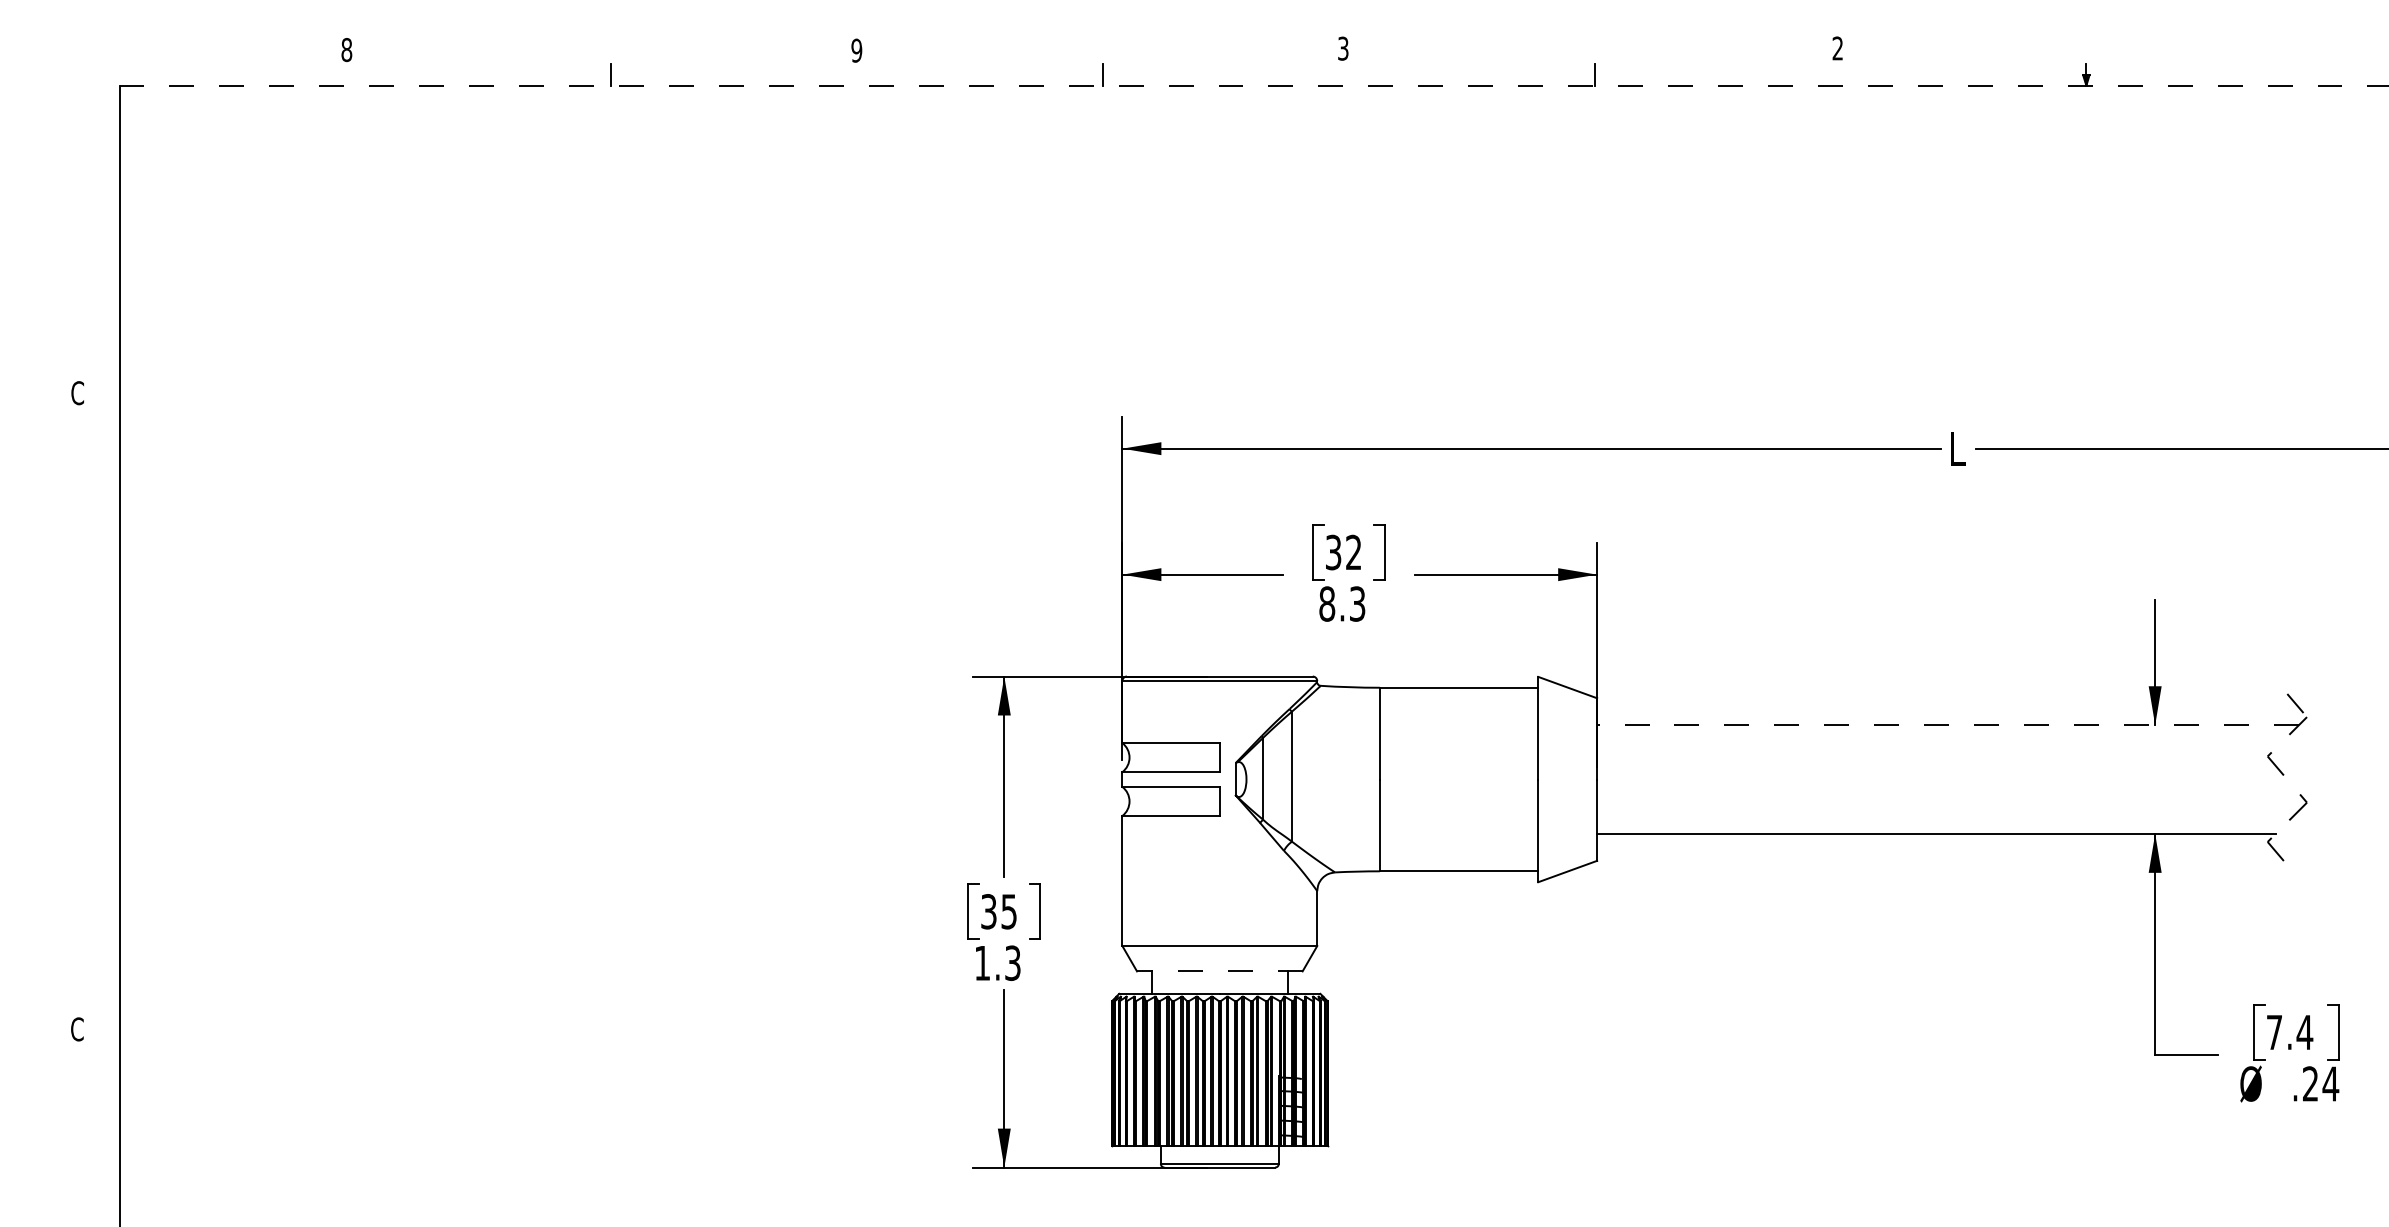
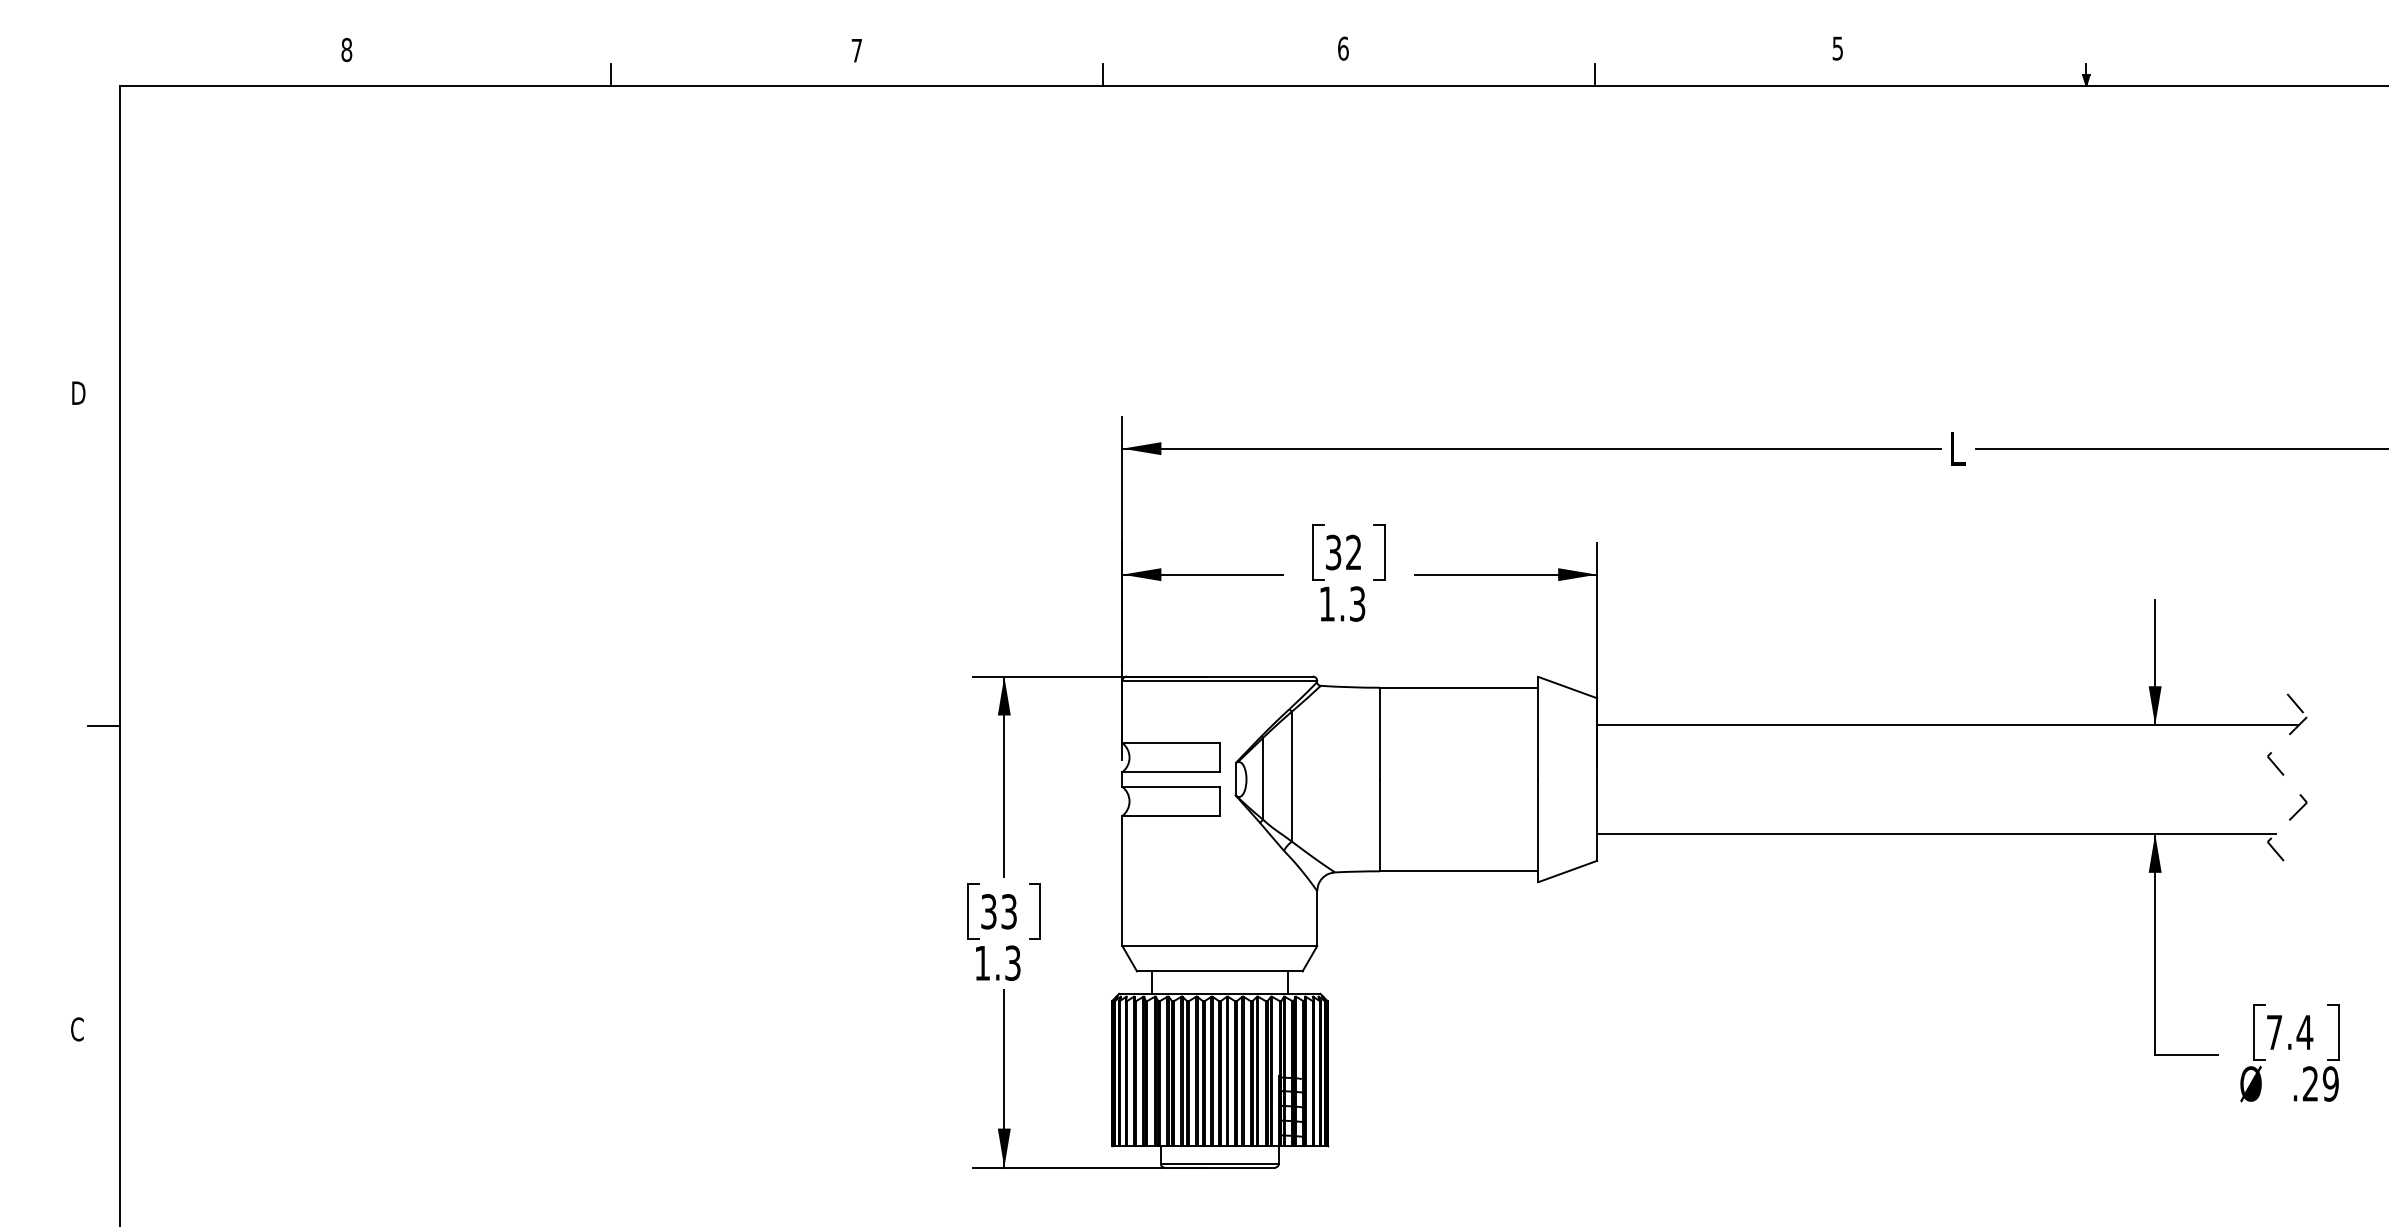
text: 3 -> 6 (1343, 48)
text: 2 -> 5 (1837, 48)
text: 9 -> 7 (856, 50)
line: dashed -> solid (1254, 85)
text: C -> D (78, 393)
text: 8.3 -> 1.3 (1327, 603)
line: none -> present (103, 725)
line: dashed -> solid (1948, 725)
text: 35 -> 33 (1009, 911)
line: dashed -> solid (1219, 971)
text: .24 -> .29 (2330, 1083)
